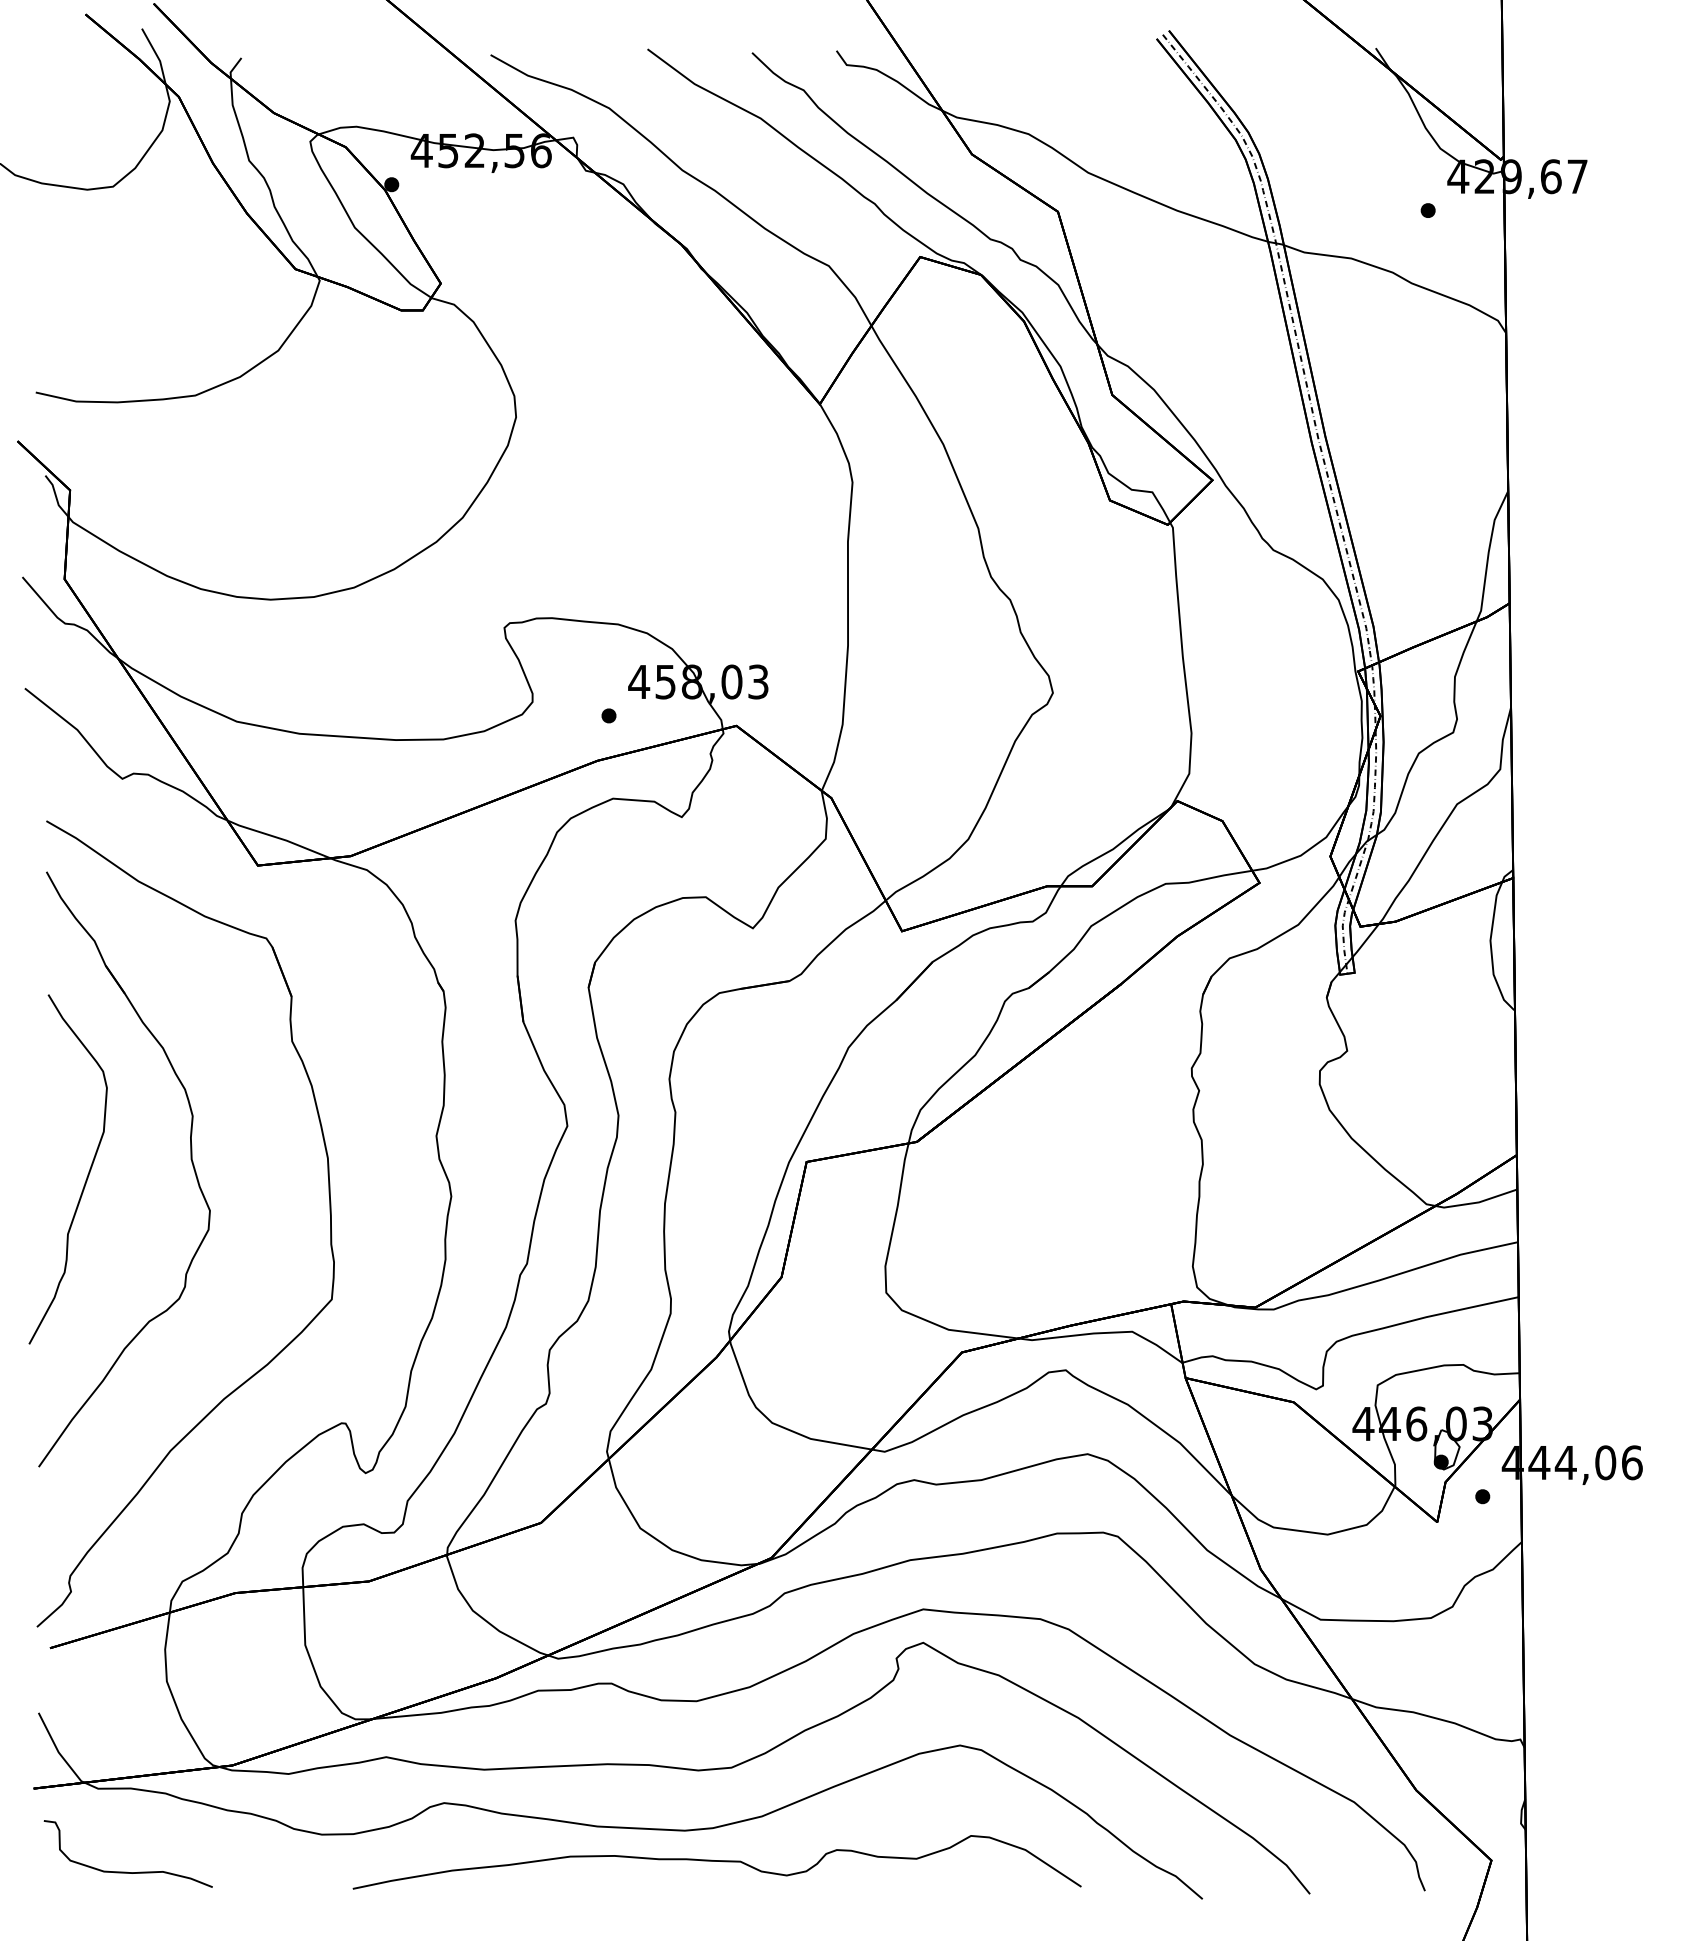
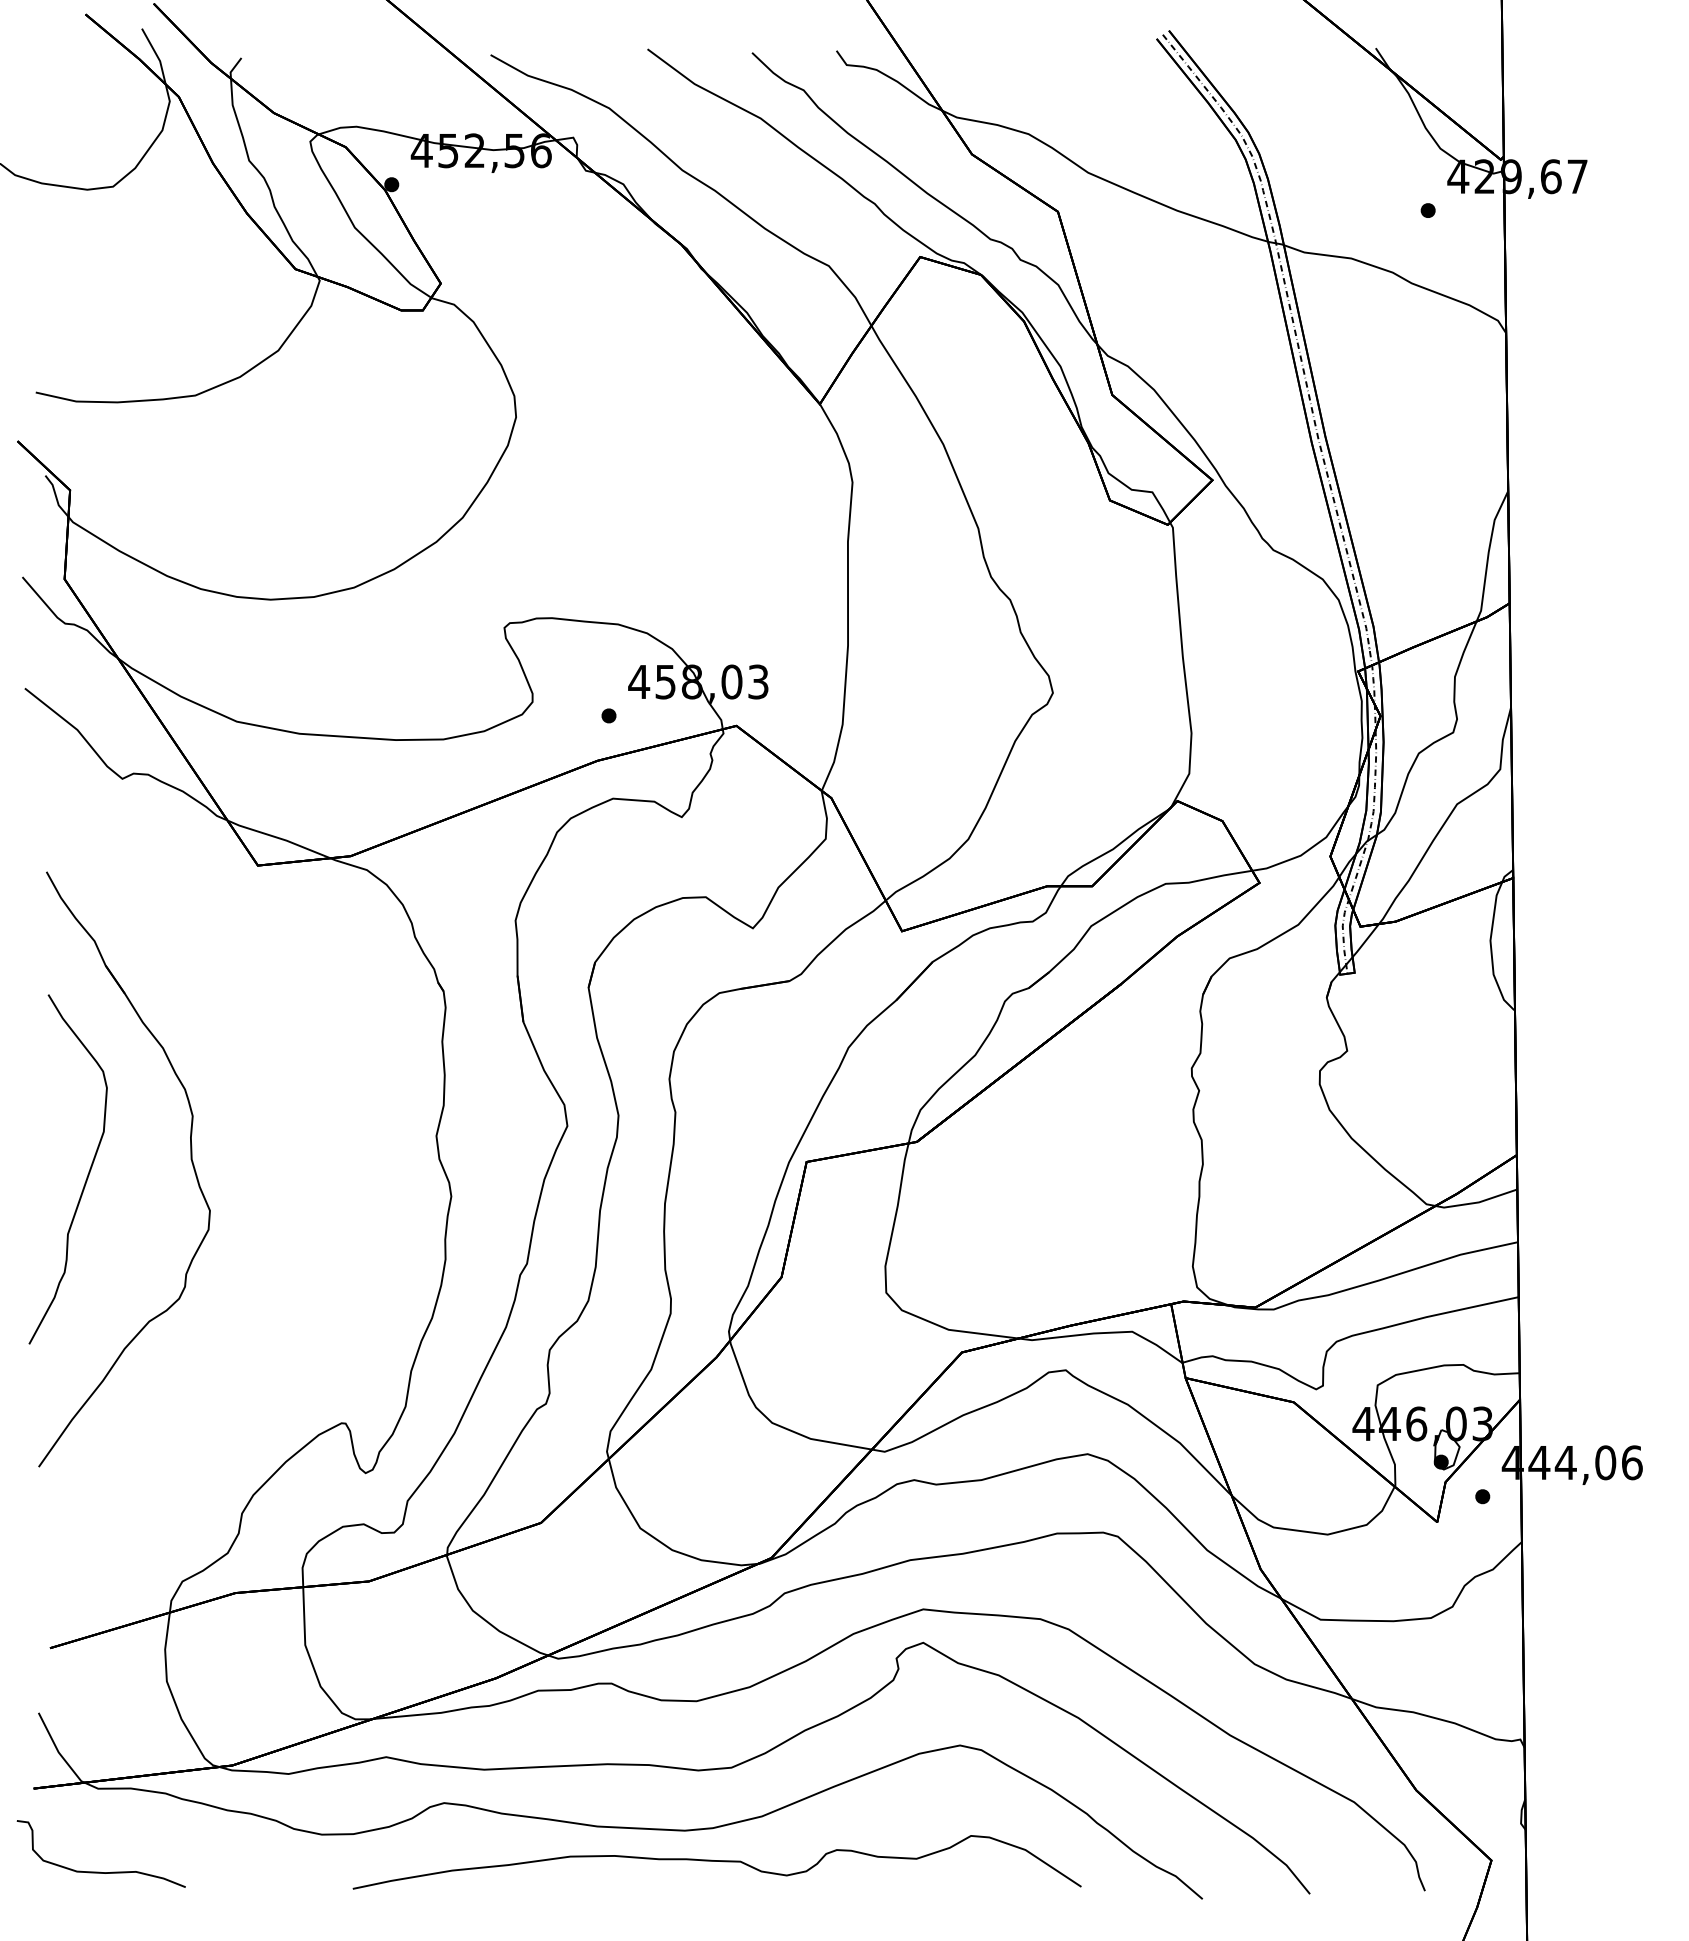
part: present -> none (329, 1213)
curve position: (127, 1871) -> (100, 1871) (100, 1871)
